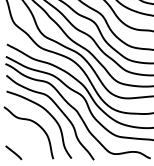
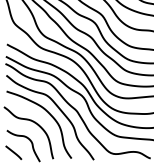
curve: none -> present (26, 138)
